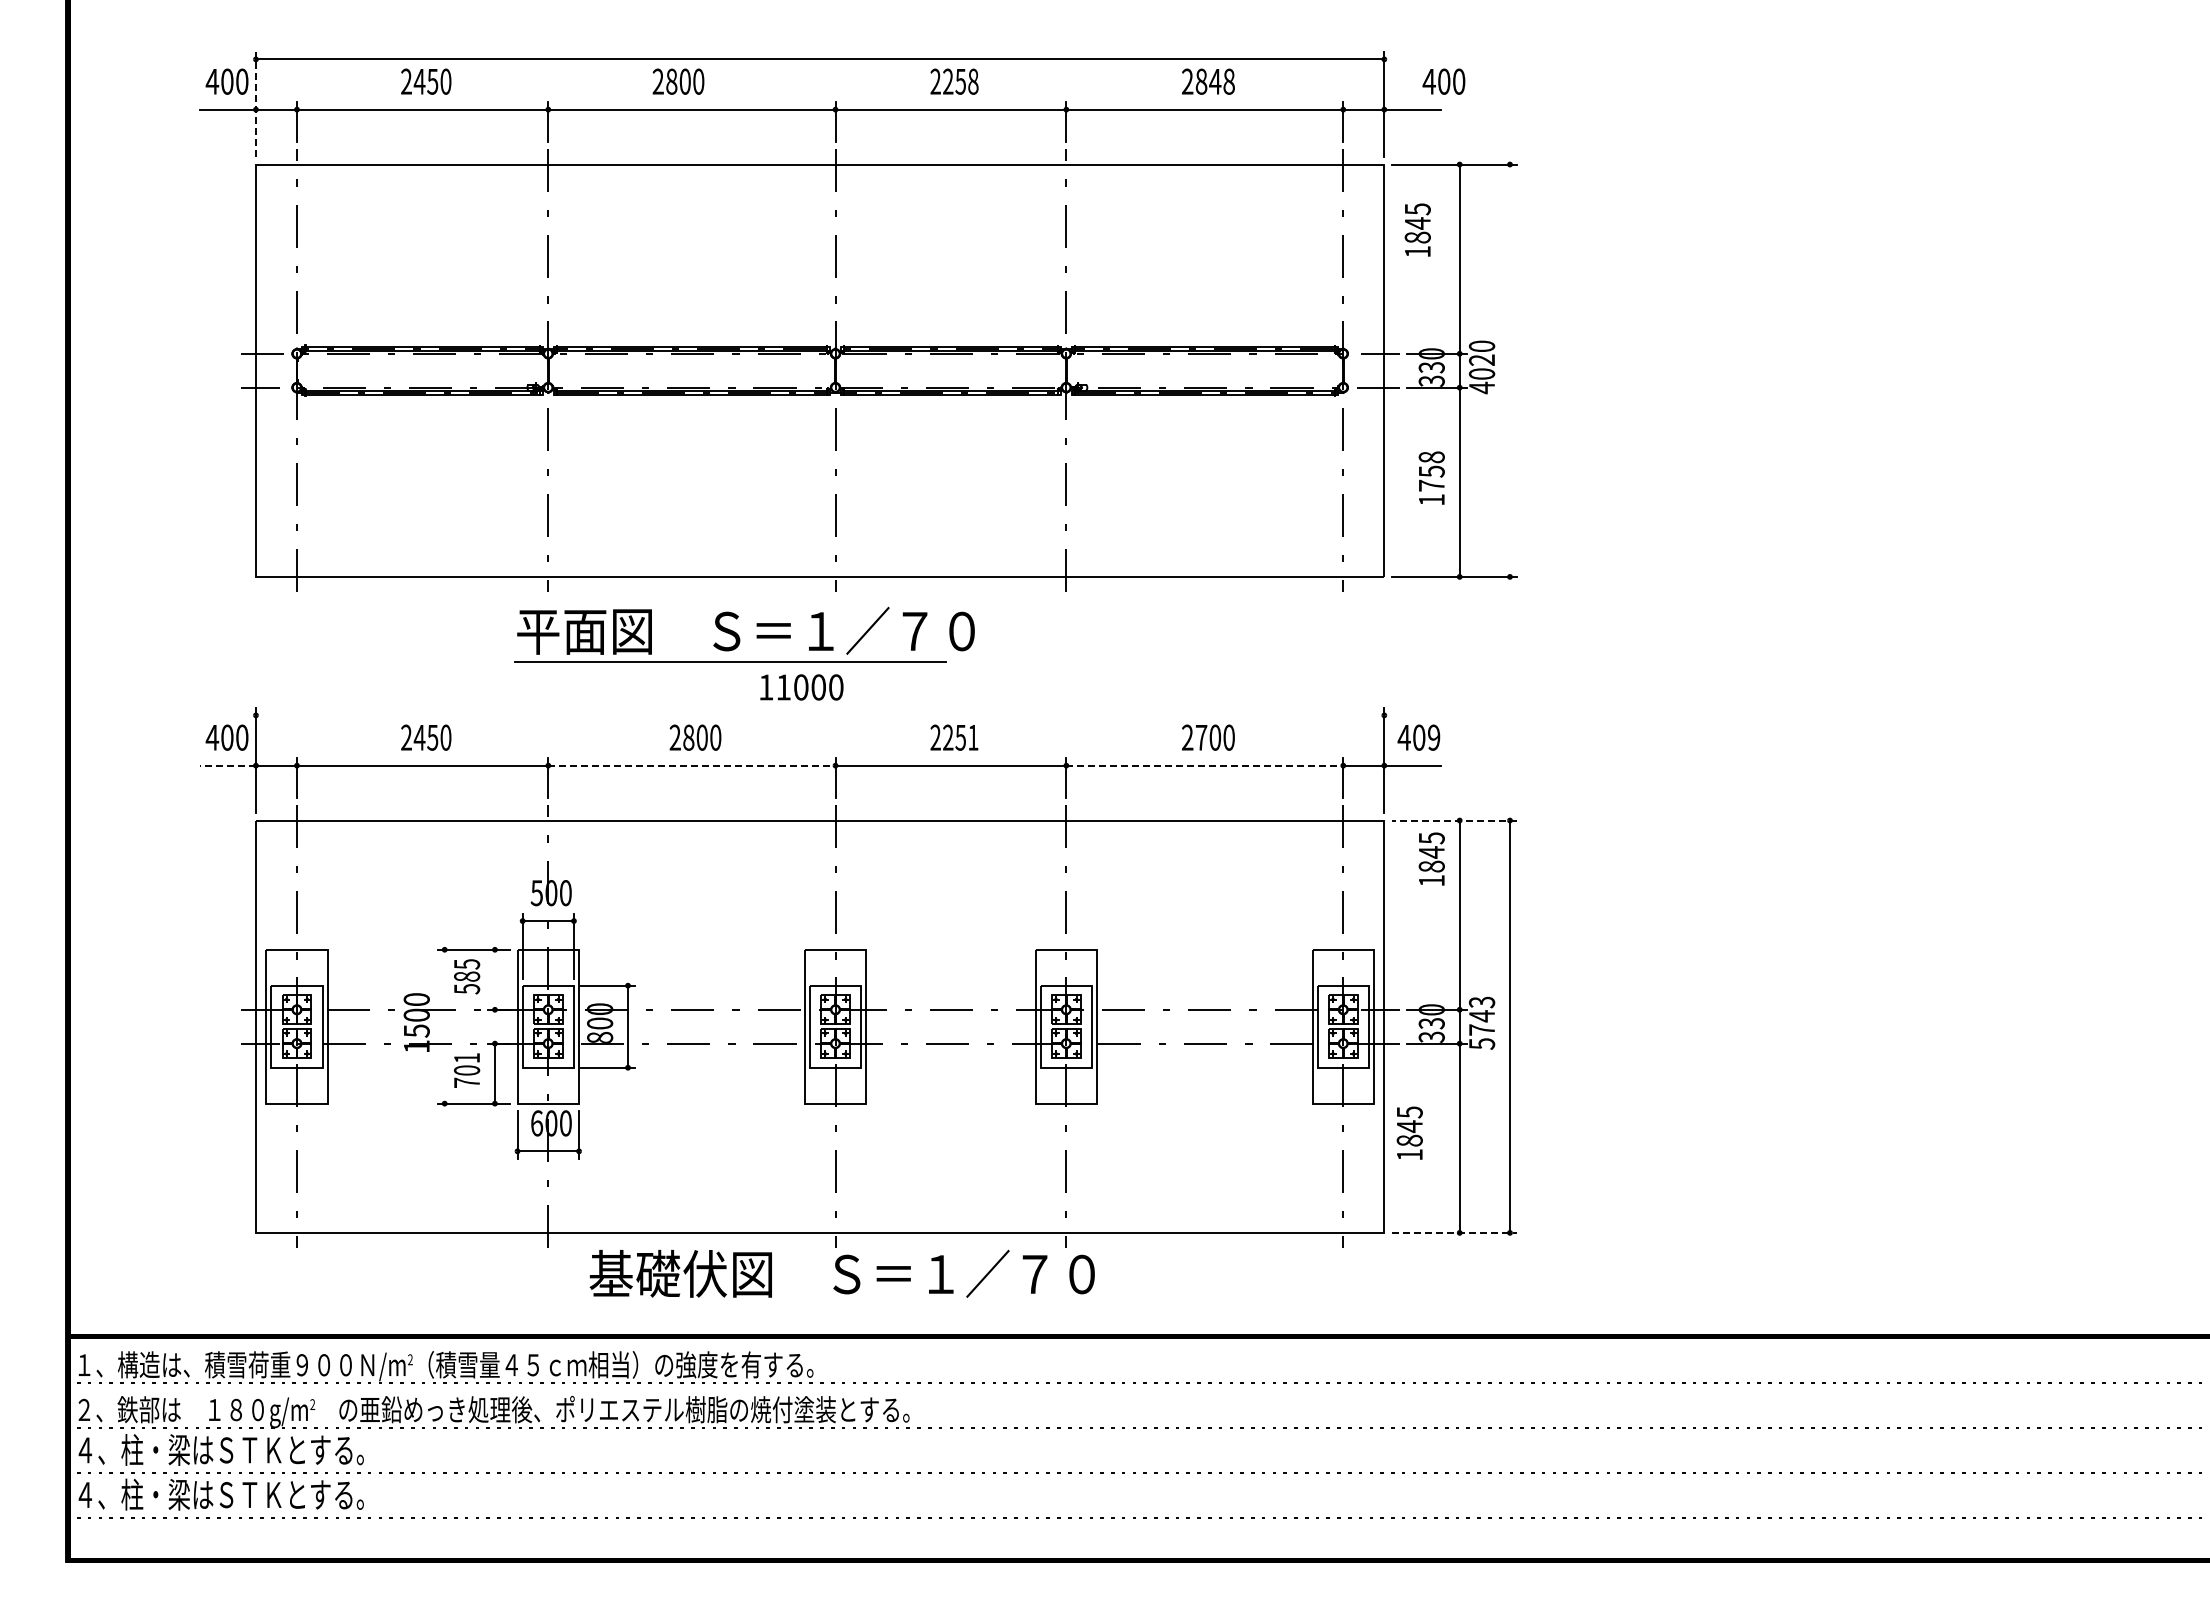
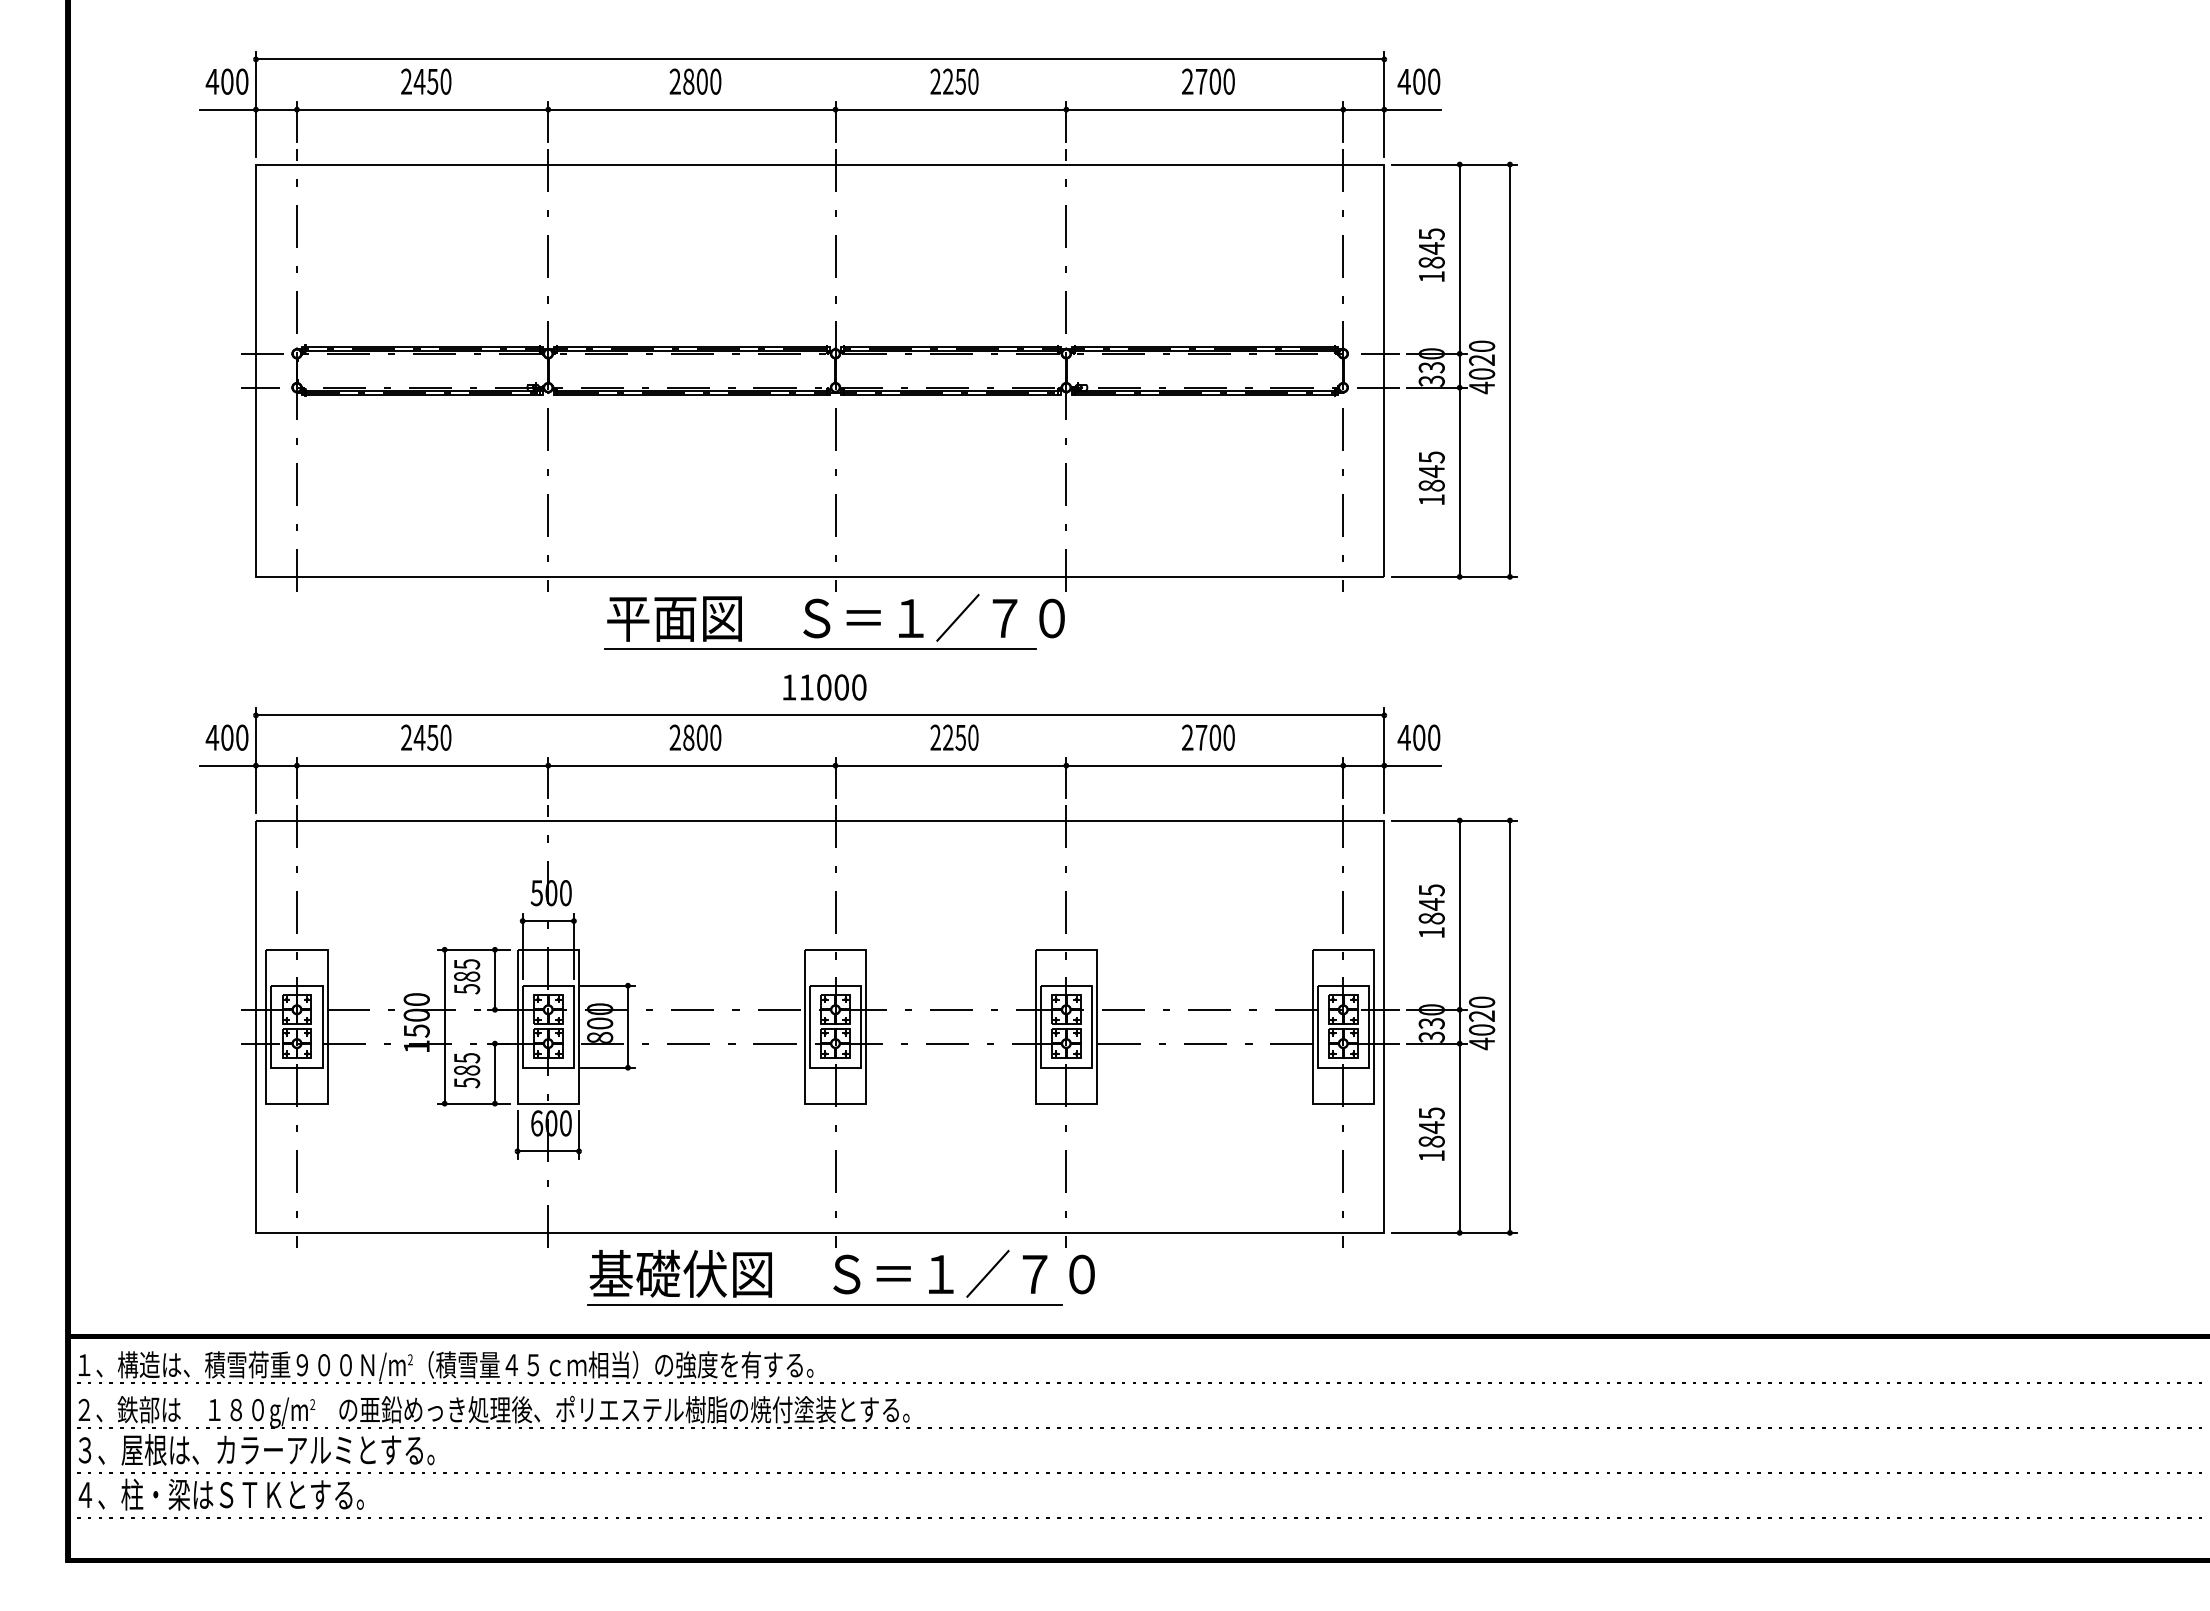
text position: (678, 81) -> (695, 81) (695, 81)
text: 2258 -> 2250 (973, 81)
text: 2848 -> 2700 (1214, 81)
text position: (1443, 81) -> (1418, 81) (1418, 81)
line: dashed -> solid (255, 104)
text position: (1417, 229) -> (1431, 254) (1431, 254)
line: none -> present (1509, 370)
text: 1758 -> 1845 (1431, 471)
part position: (744, 634) -> (834, 621) (834, 621)
text position: (801, 687) -> (824, 687) (824, 687)
line: none -> present (819, 715)
text: 2251 -> 2250 (973, 737)
text: 409 -> 400 (1434, 737)
line: dashed -> solid (227, 765)
line: dashed -> solid (691, 765)
line: dashed -> solid (1205, 765)
line: dashed -> solid (1454, 820)
text position: (1431, 858) -> (1431, 910) (1431, 910)
line: none -> present (494, 979)
text: 5743 -> 4020 (1481, 1023)
line: none -> present (444, 1026)
text: 701 -> 585 (467, 1070)
text position: (1409, 1132) -> (1431, 1133) (1431, 1133)
line: dashed -> solid (1454, 1232)
line: none -> present (824, 1304)
text: ４、柱・梁はＳＴＫとする。 -> ３、屋根は、カラーアルミとする。 (256, 1449)
